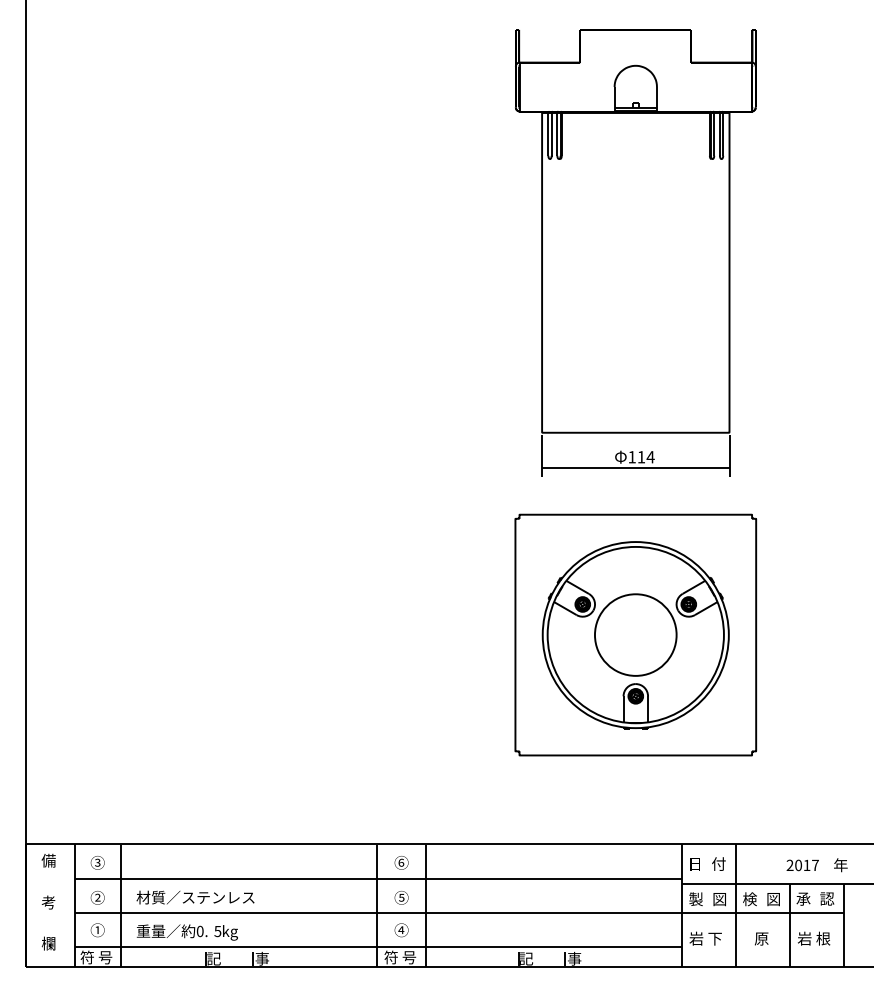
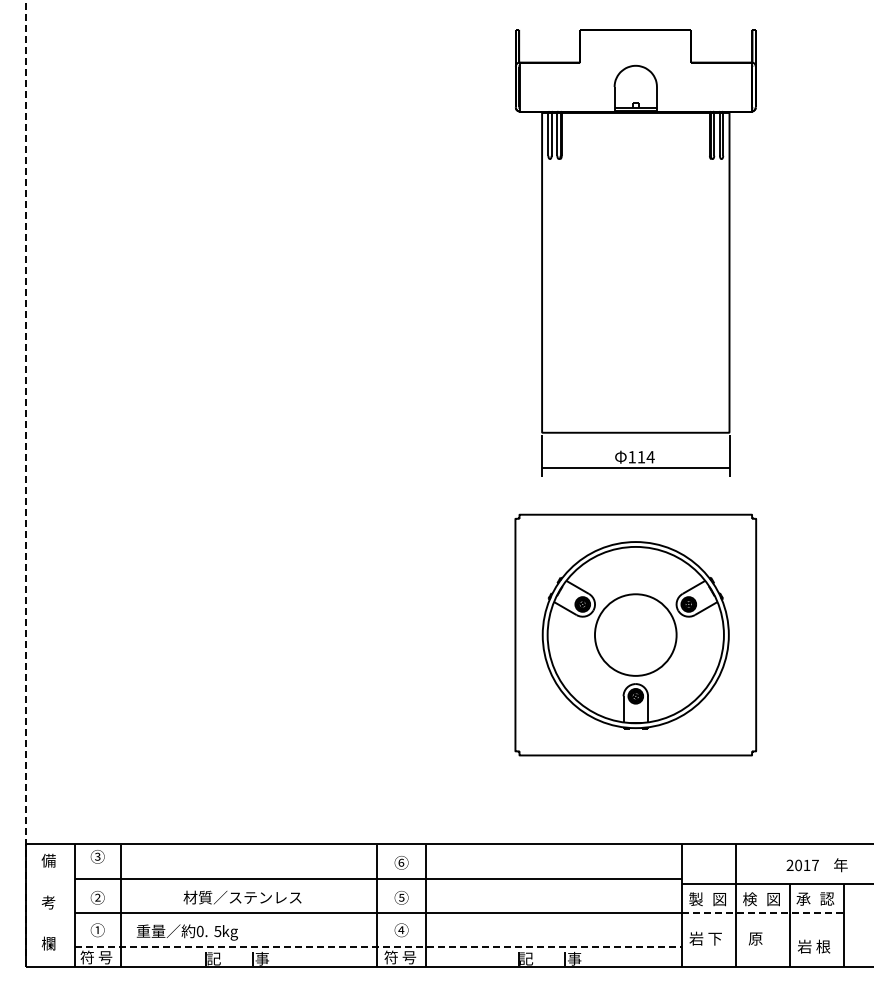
line: solid -> dashed (26, 483)
text position: (97, 862) -> (97, 856) (97, 856)
part: present -> none (707, 863)
text position: (195, 897) -> (242, 897) (242, 897)
line: solid -> dashed (762, 913)
text position: (761, 938) -> (755, 938) (755, 938)
text position: (814, 938) -> (814, 946) (814, 946)
line: solid -> dashed (378, 947)
